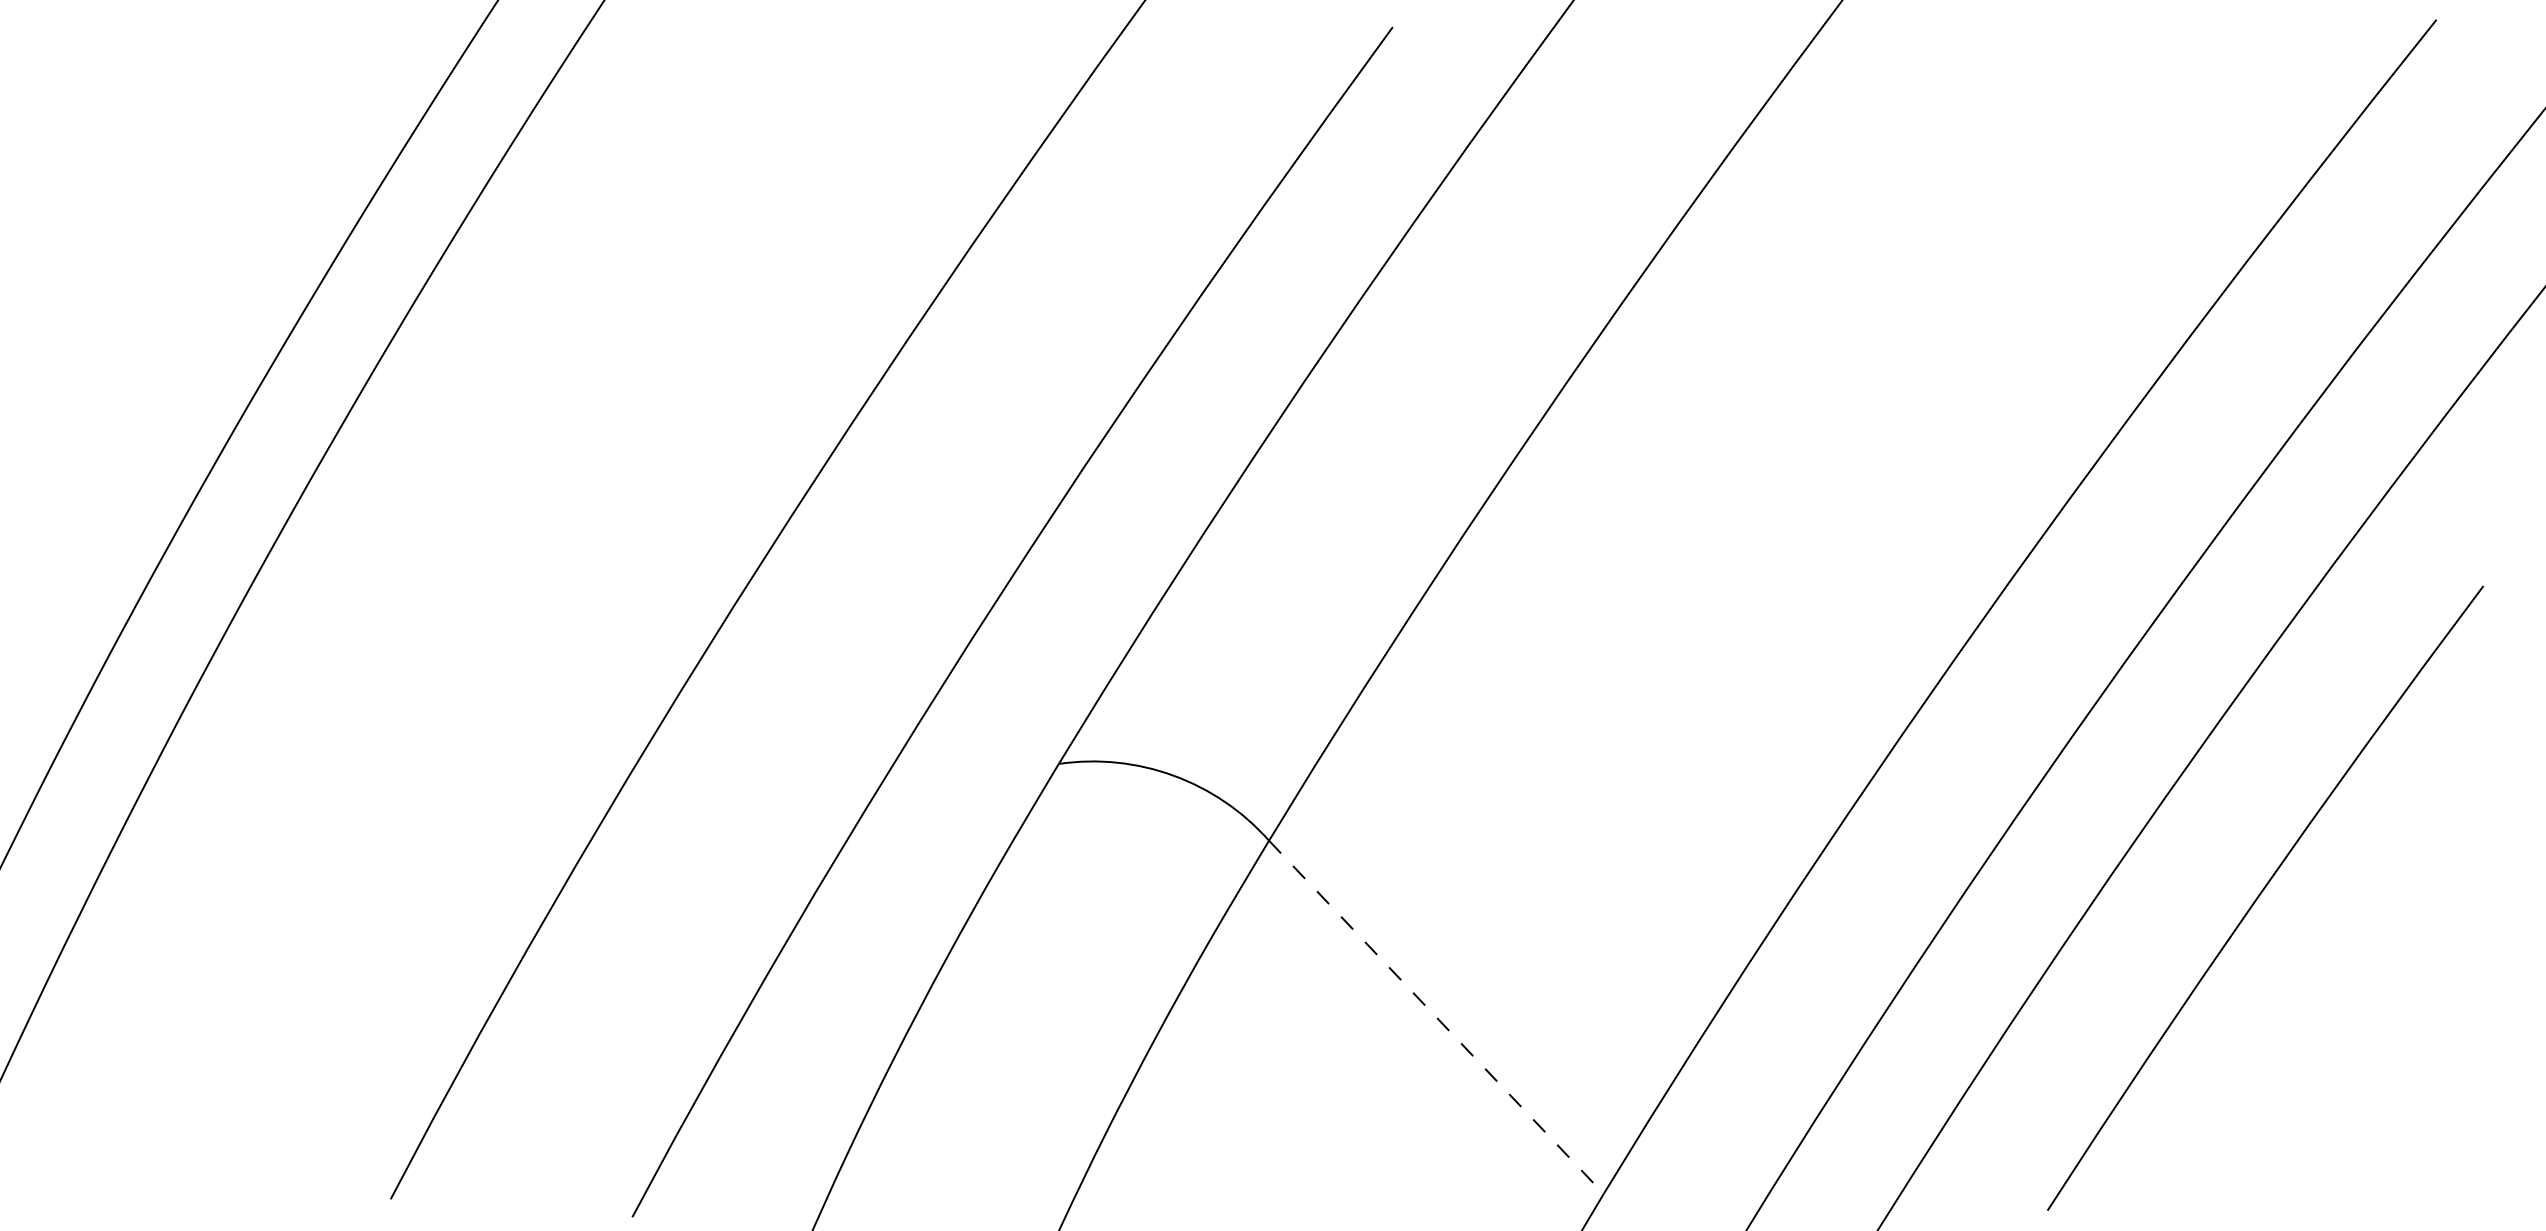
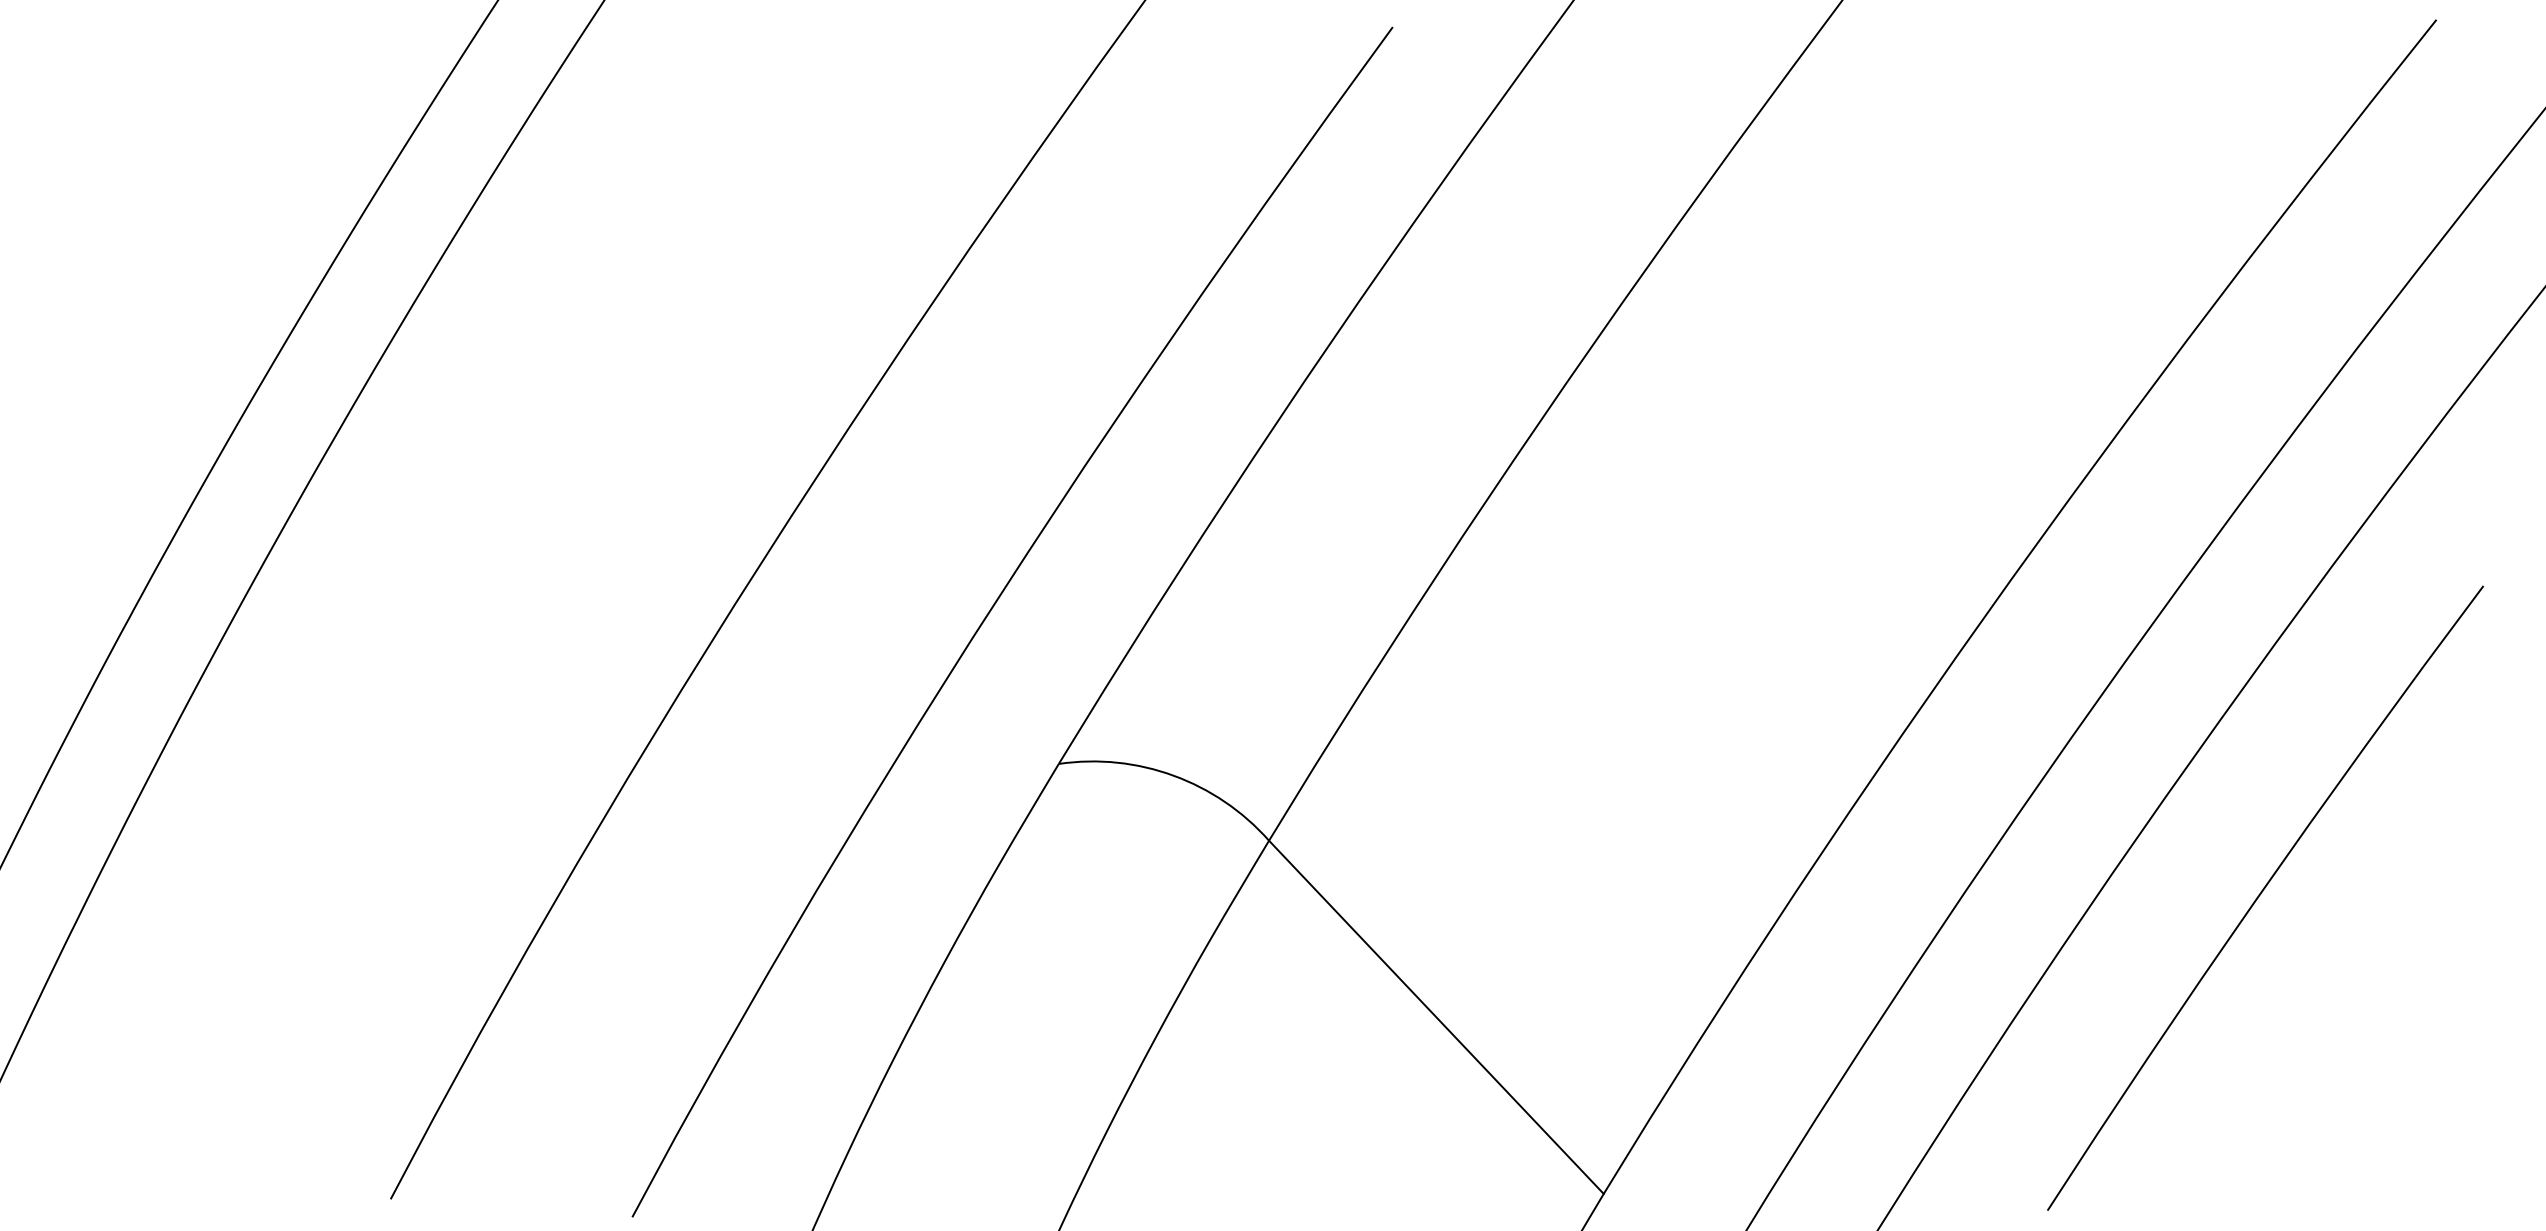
line: dashed -> solid (1436, 1017)
